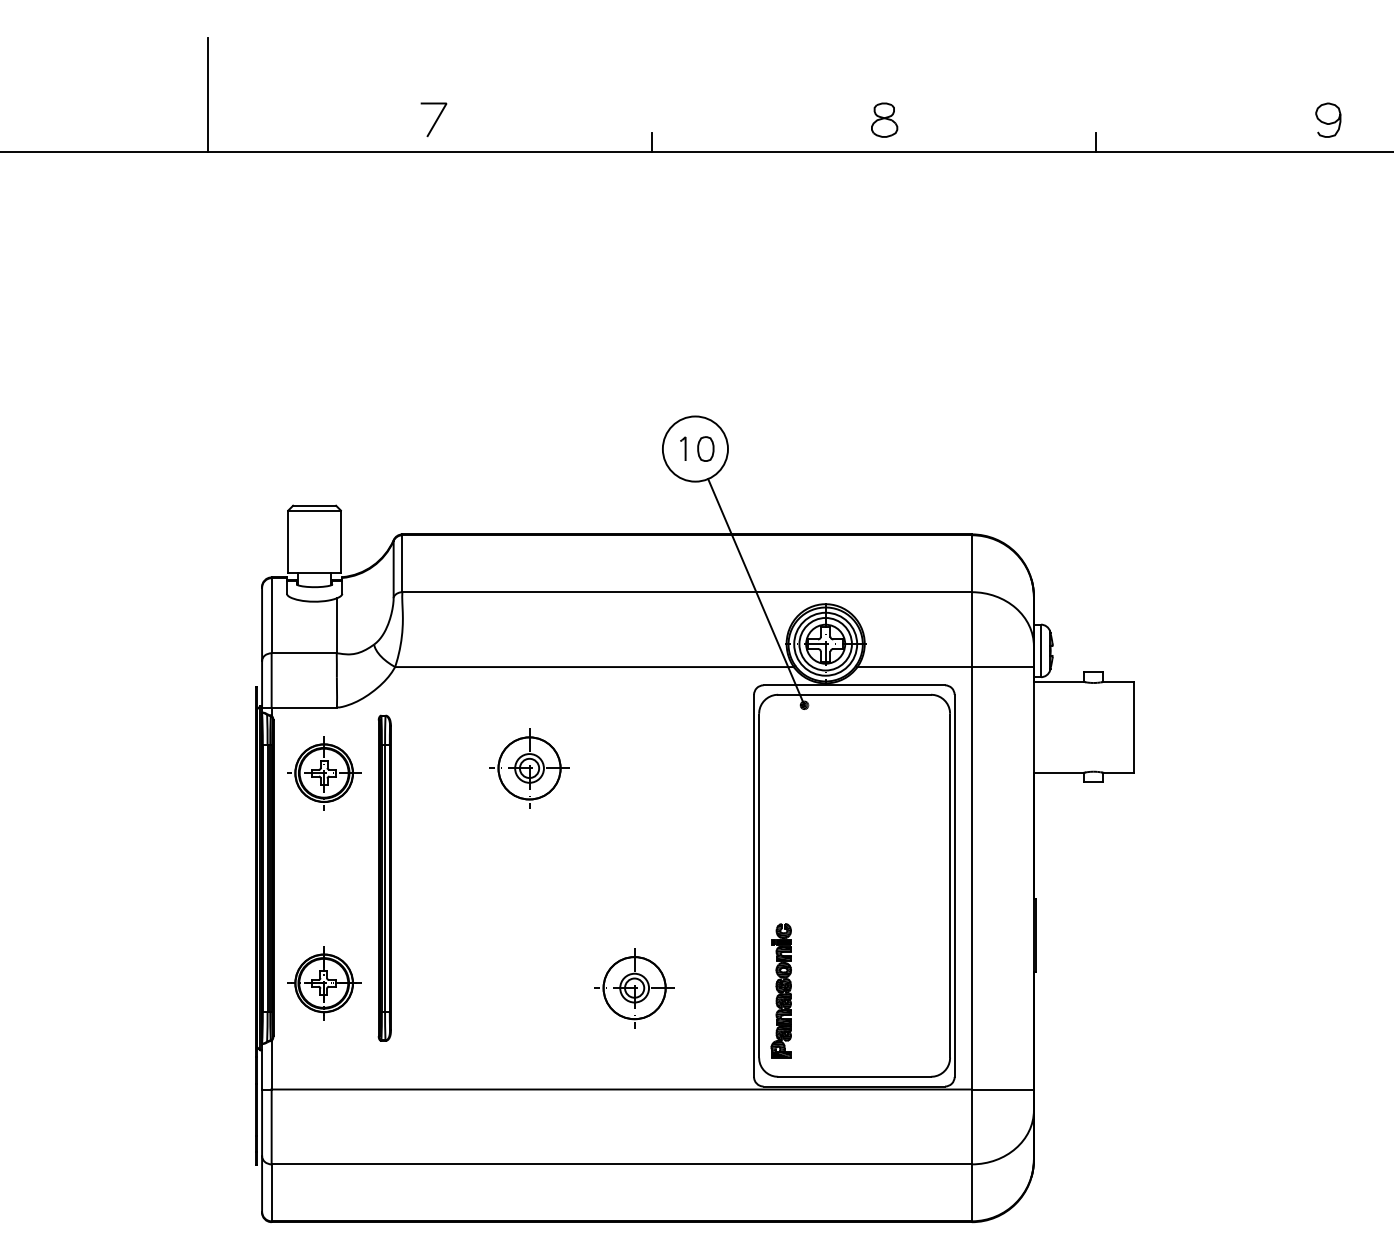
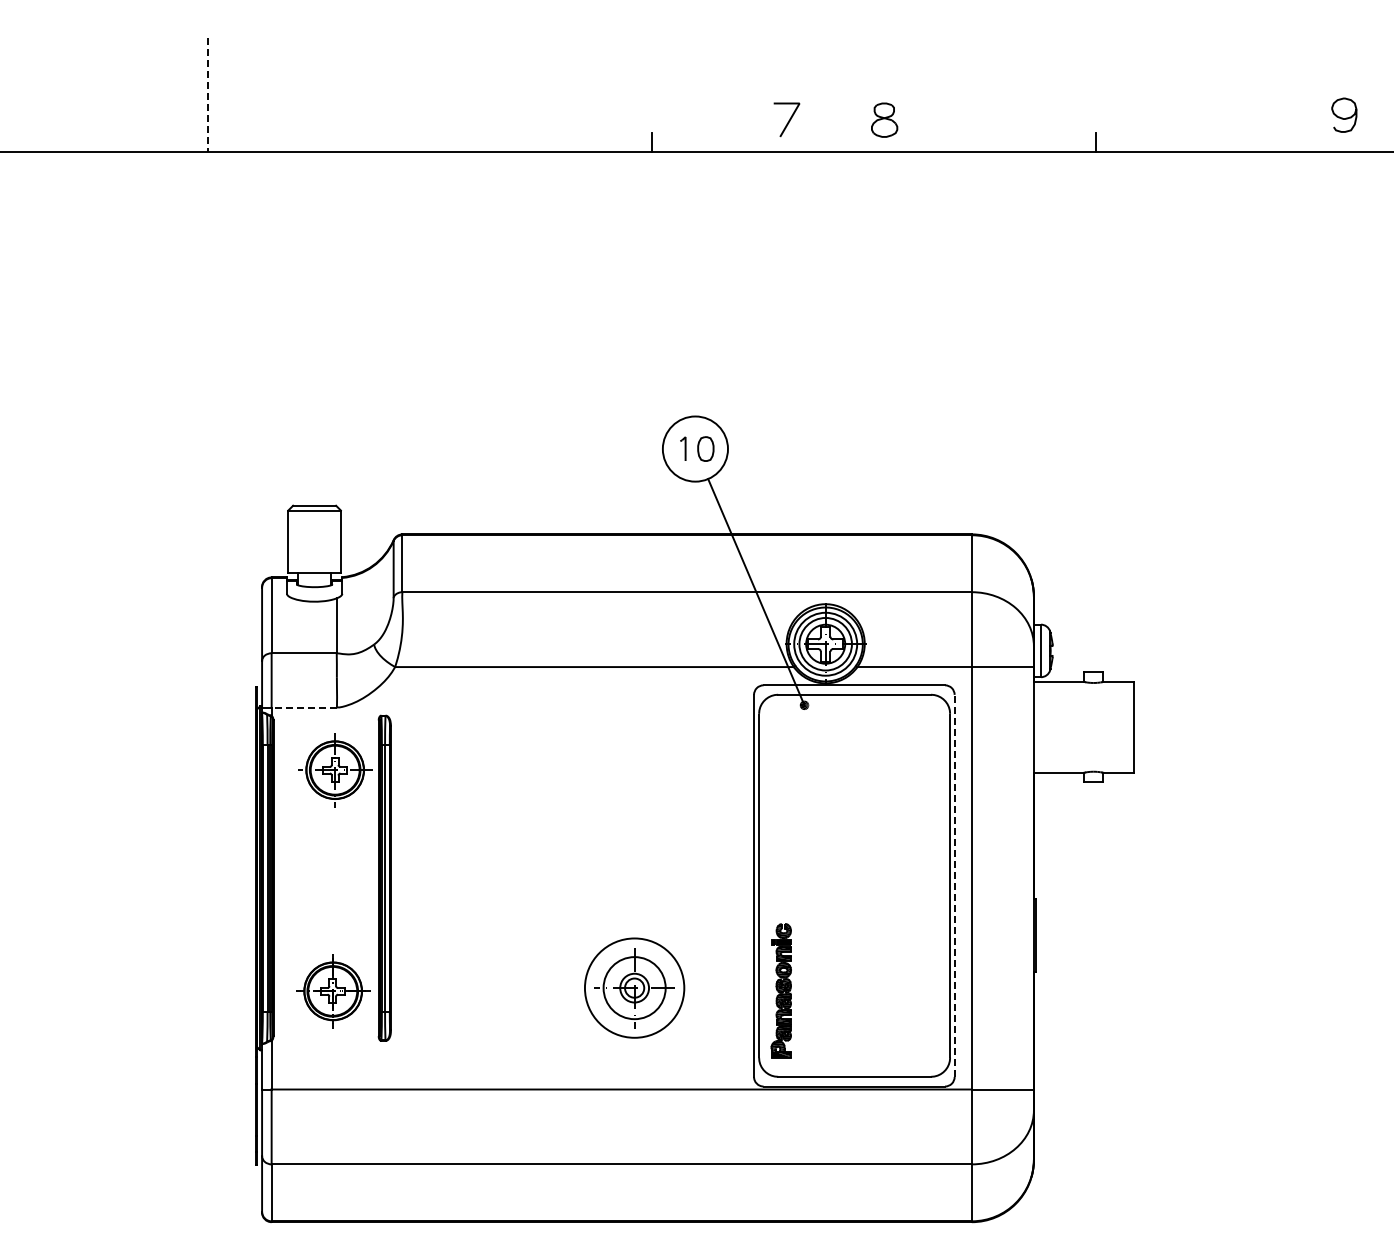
line: solid -> dashed (208, 95)
line position: (435, 120) -> (788, 120) (788, 120)
curve position: (1326, 122) -> (1342, 117) (1342, 117)
line: solid -> dashed (304, 707)
part: present -> none (529, 768)
part position: (324, 773) -> (335, 770) (335, 770)
line: solid -> dashed (954, 885)
part position: (324, 983) -> (333, 991) (333, 991)
circle diameter: 62 px -> 99 px (634, 987)
